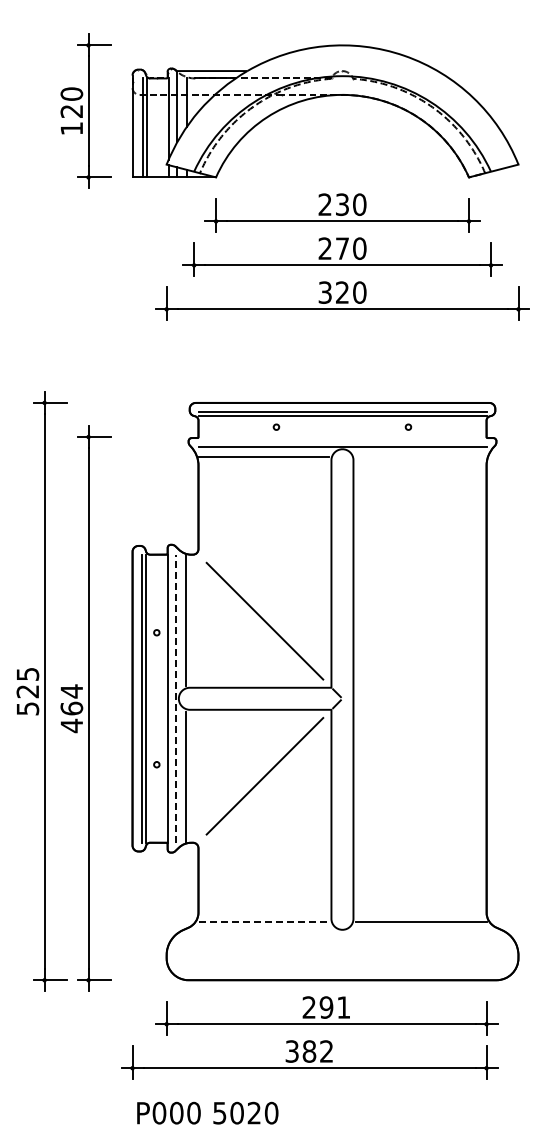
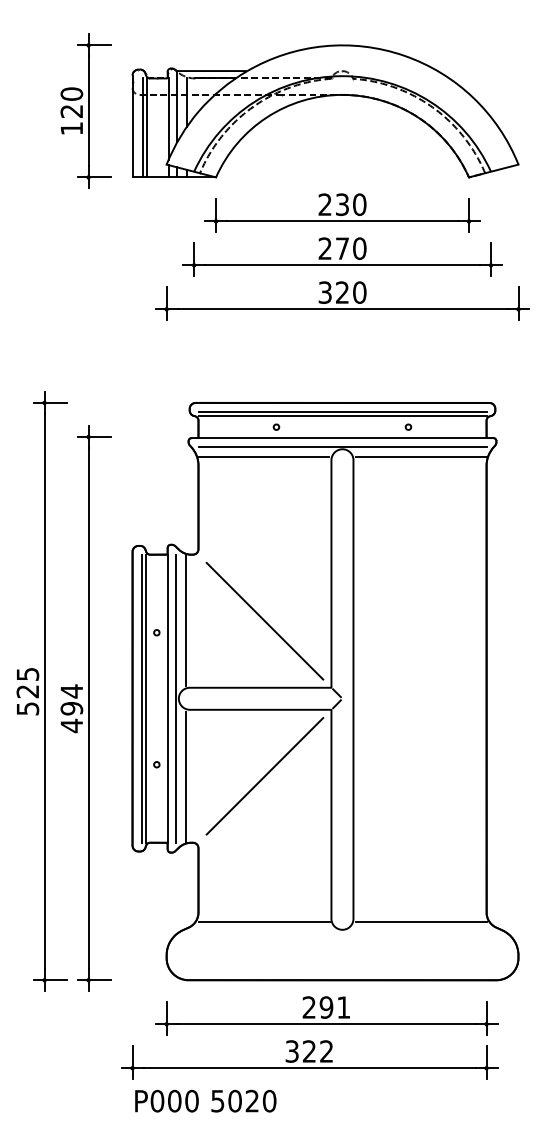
line: none -> present (342, 438)
line: none -> present (420, 456)
line: dashed -> solid (176, 698)
text: 464 -> 494 (71, 708)
line: dashed -> solid (264, 922)
text: 382 -> 322 (309, 1051)
text position: (207, 1112) -> (205, 1100) (205, 1100)
